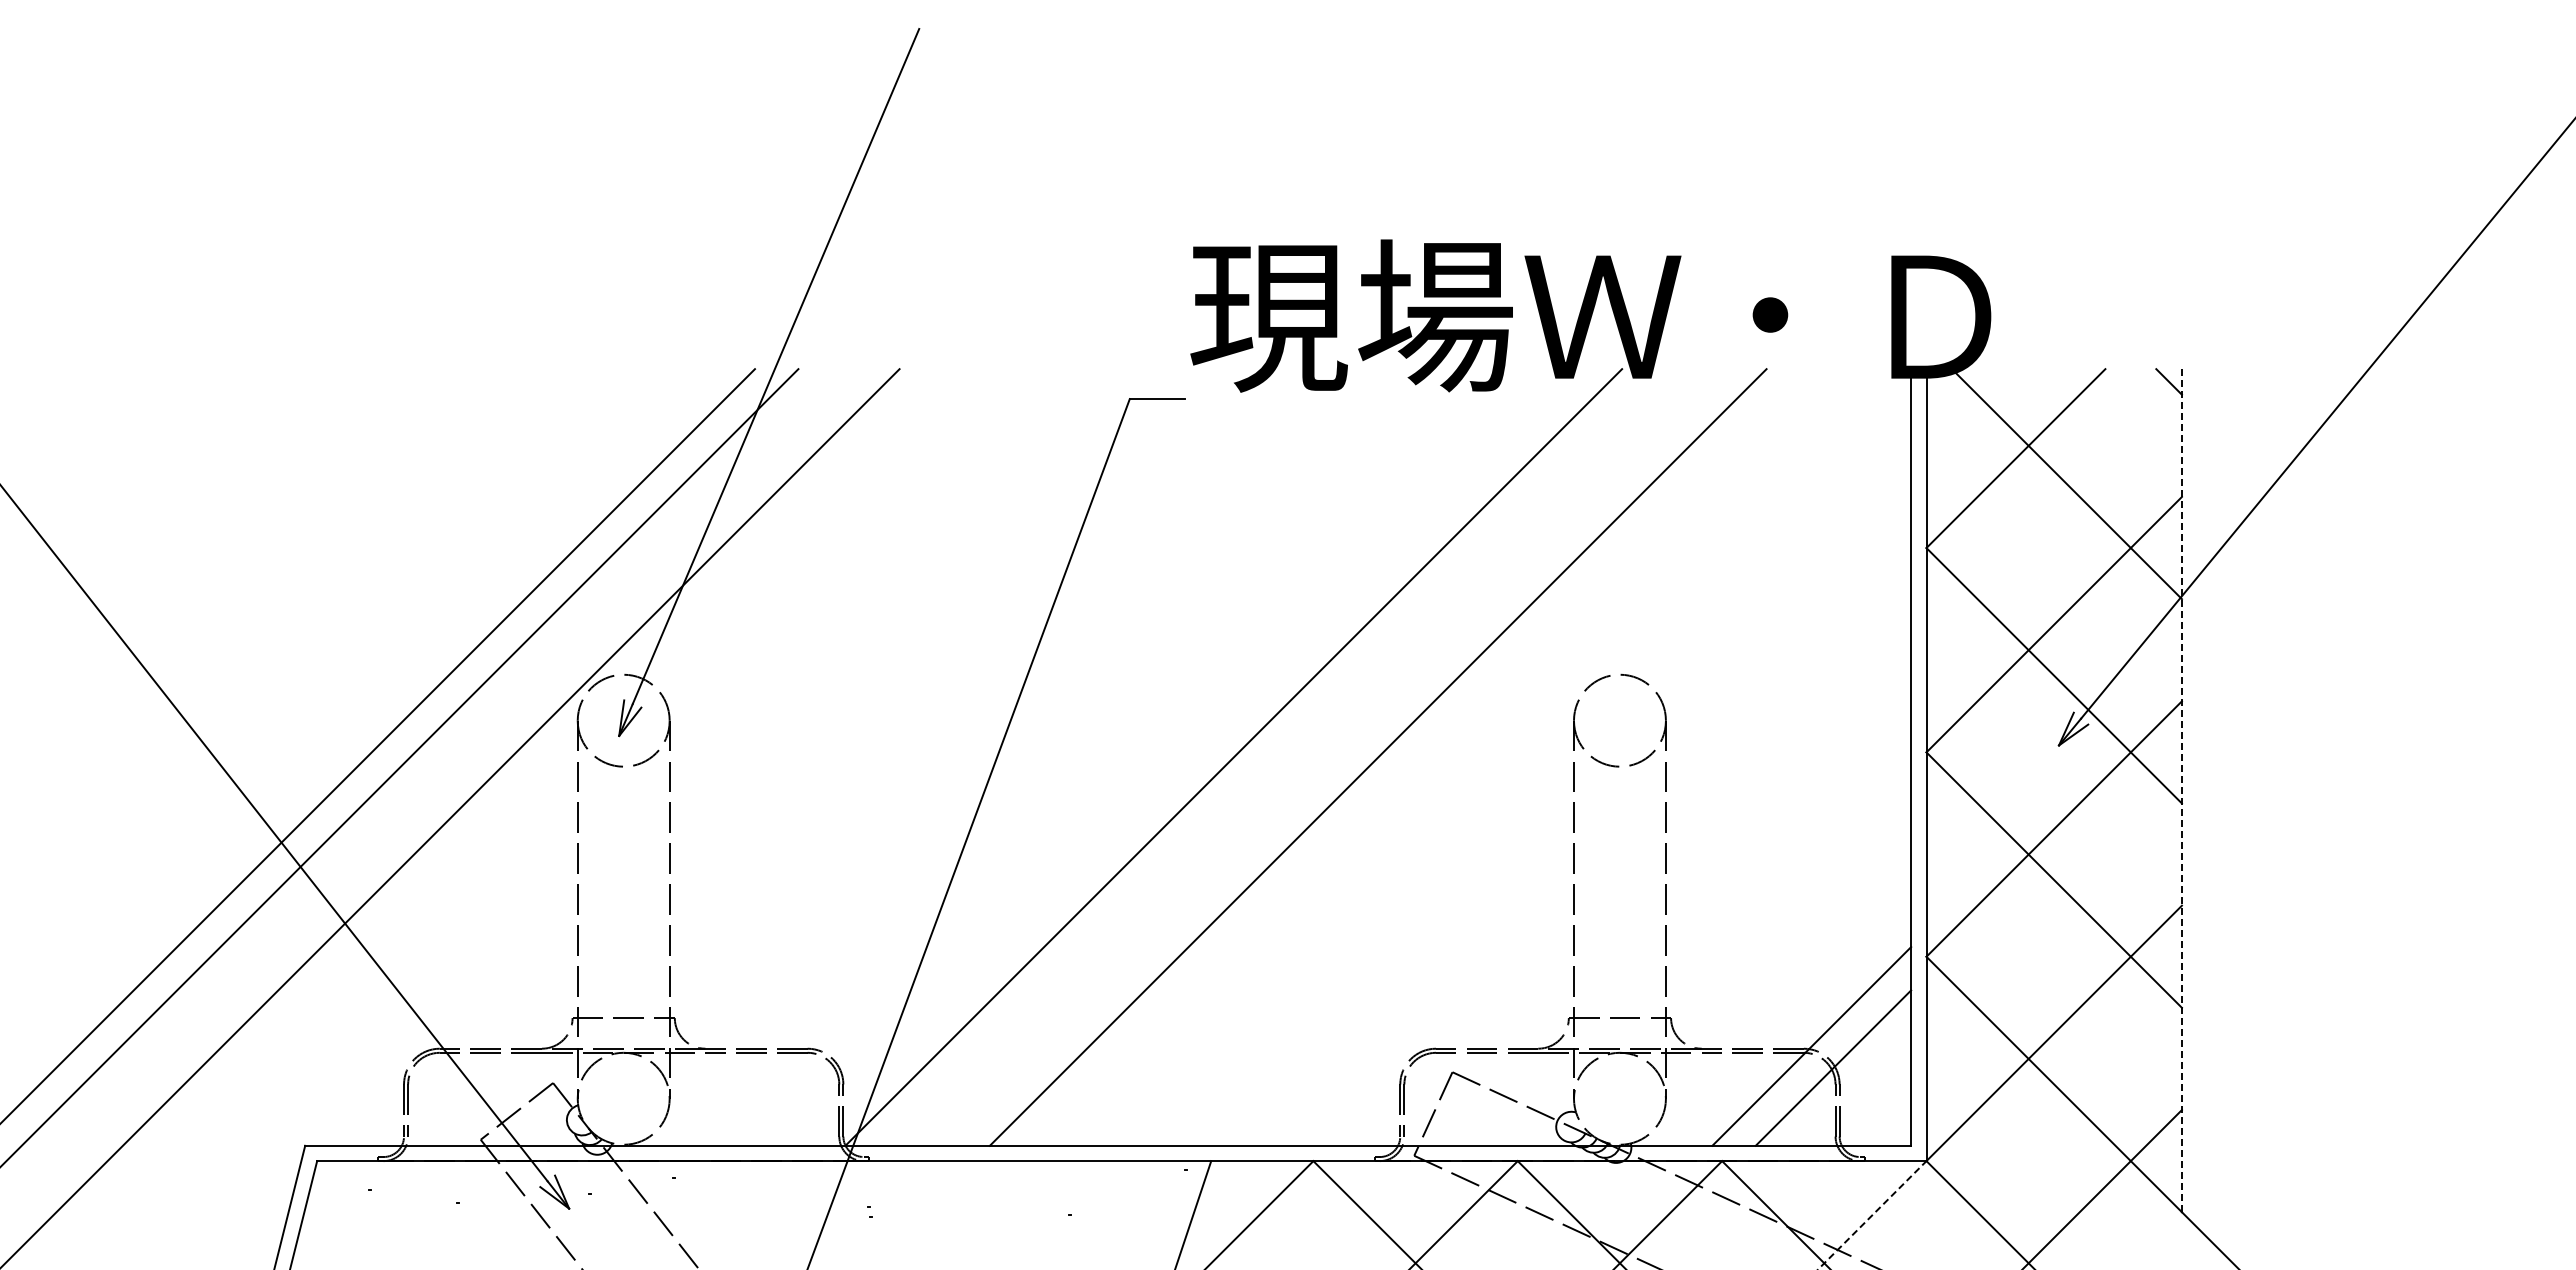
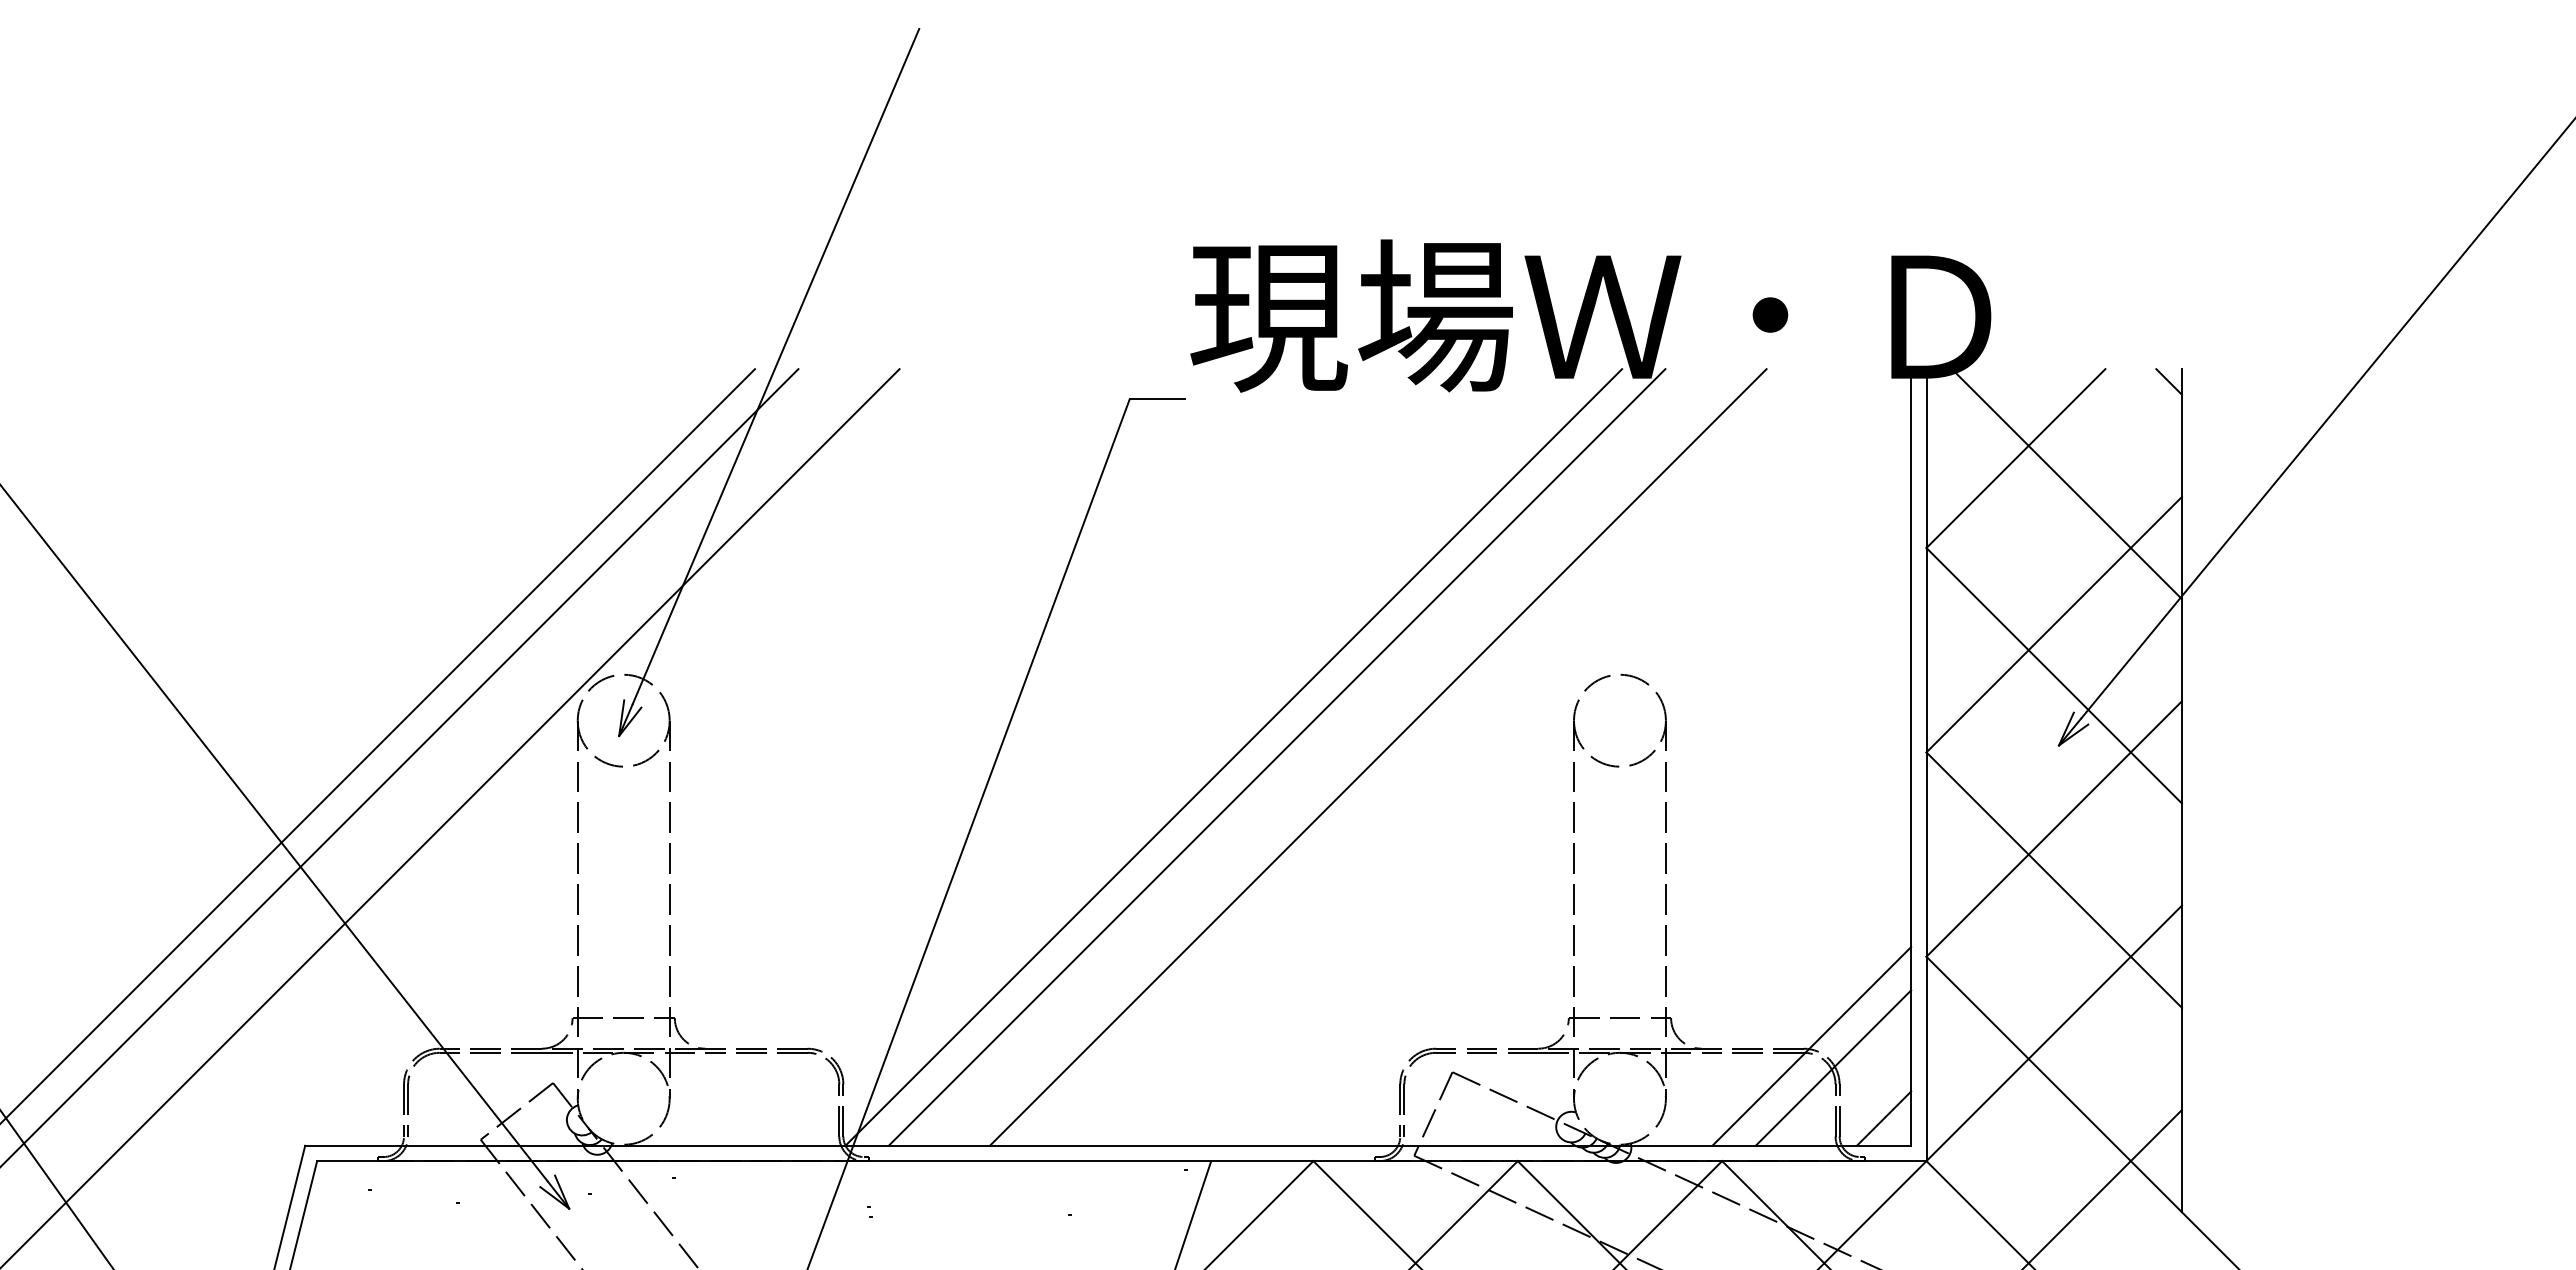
line: none -> present (1276, 757)
line: dashed -> solid (2181, 790)
line: none -> present (1883, 1118)
line: none -> present (56, 1189)
line: dashed -> solid (1872, 1214)
